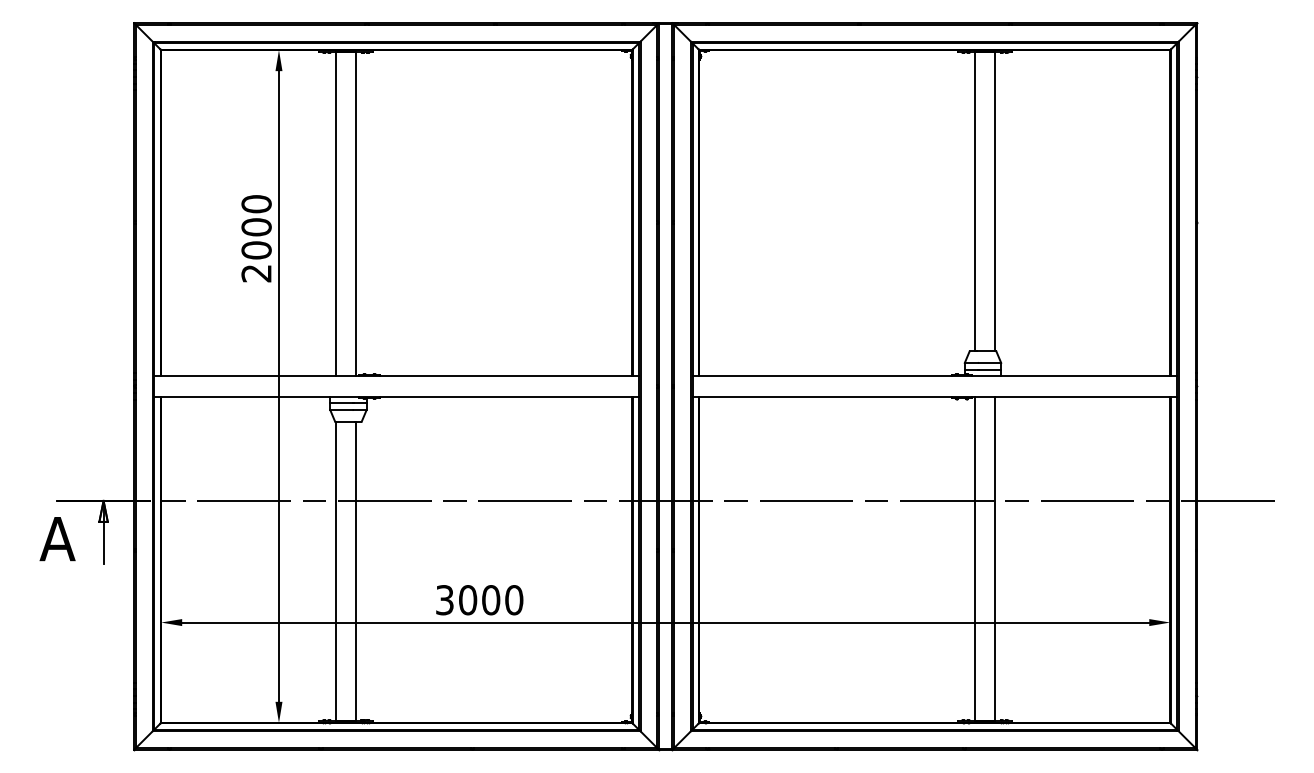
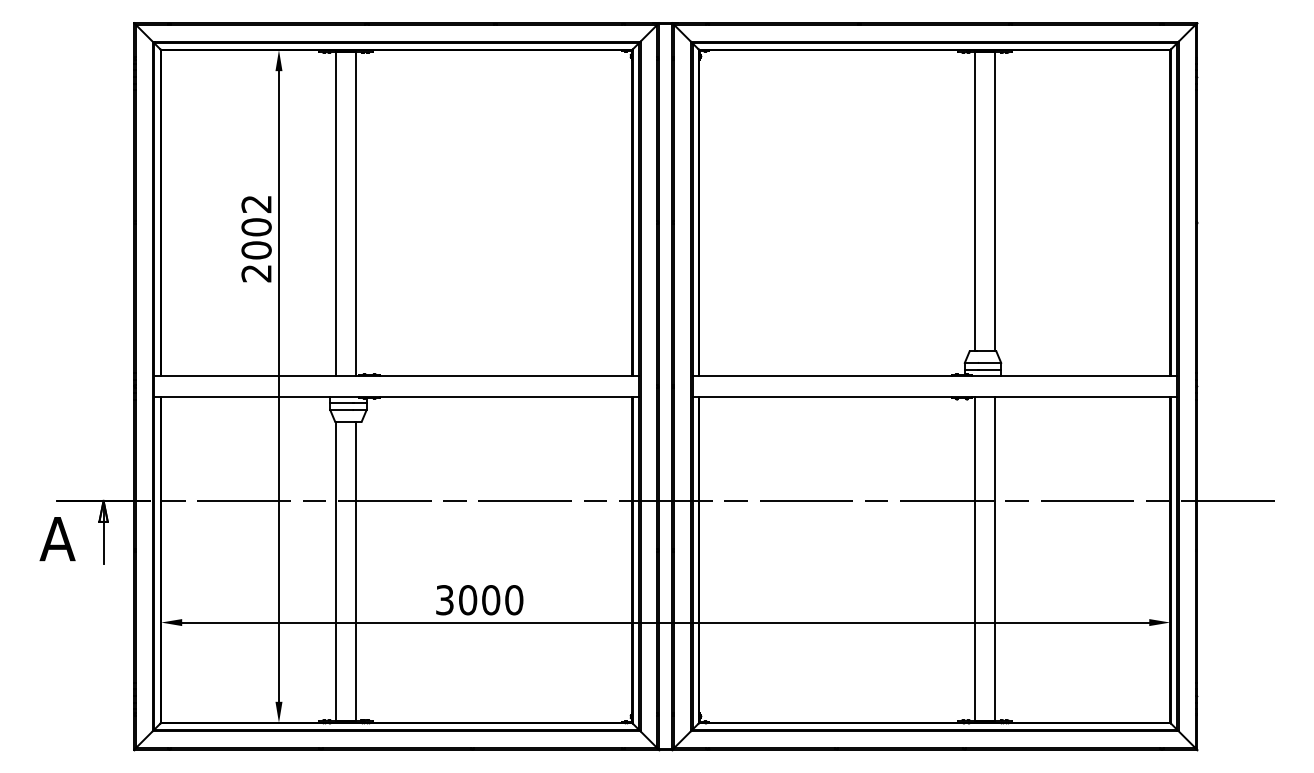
text: 2000 -> 2002 (256, 204)
